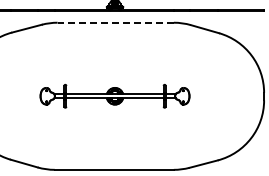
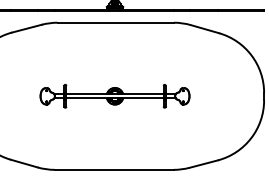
line: dashed -> solid (115, 22)
